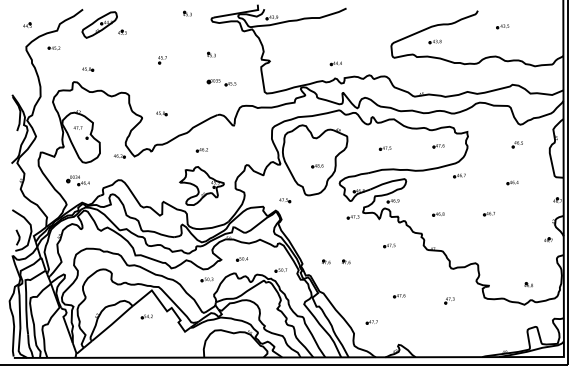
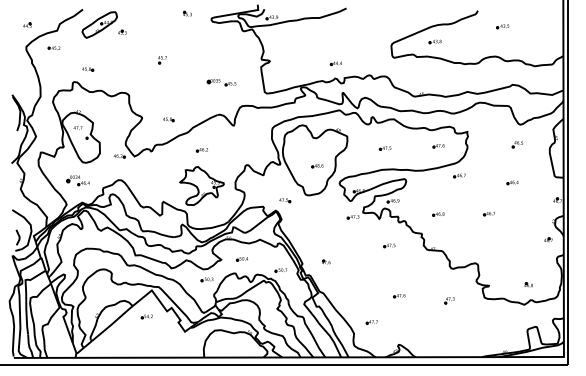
part: present -> none (211, 54)
part position: (161, 113) -> (168, 119) (168, 119)
part: present -> none (346, 261)
